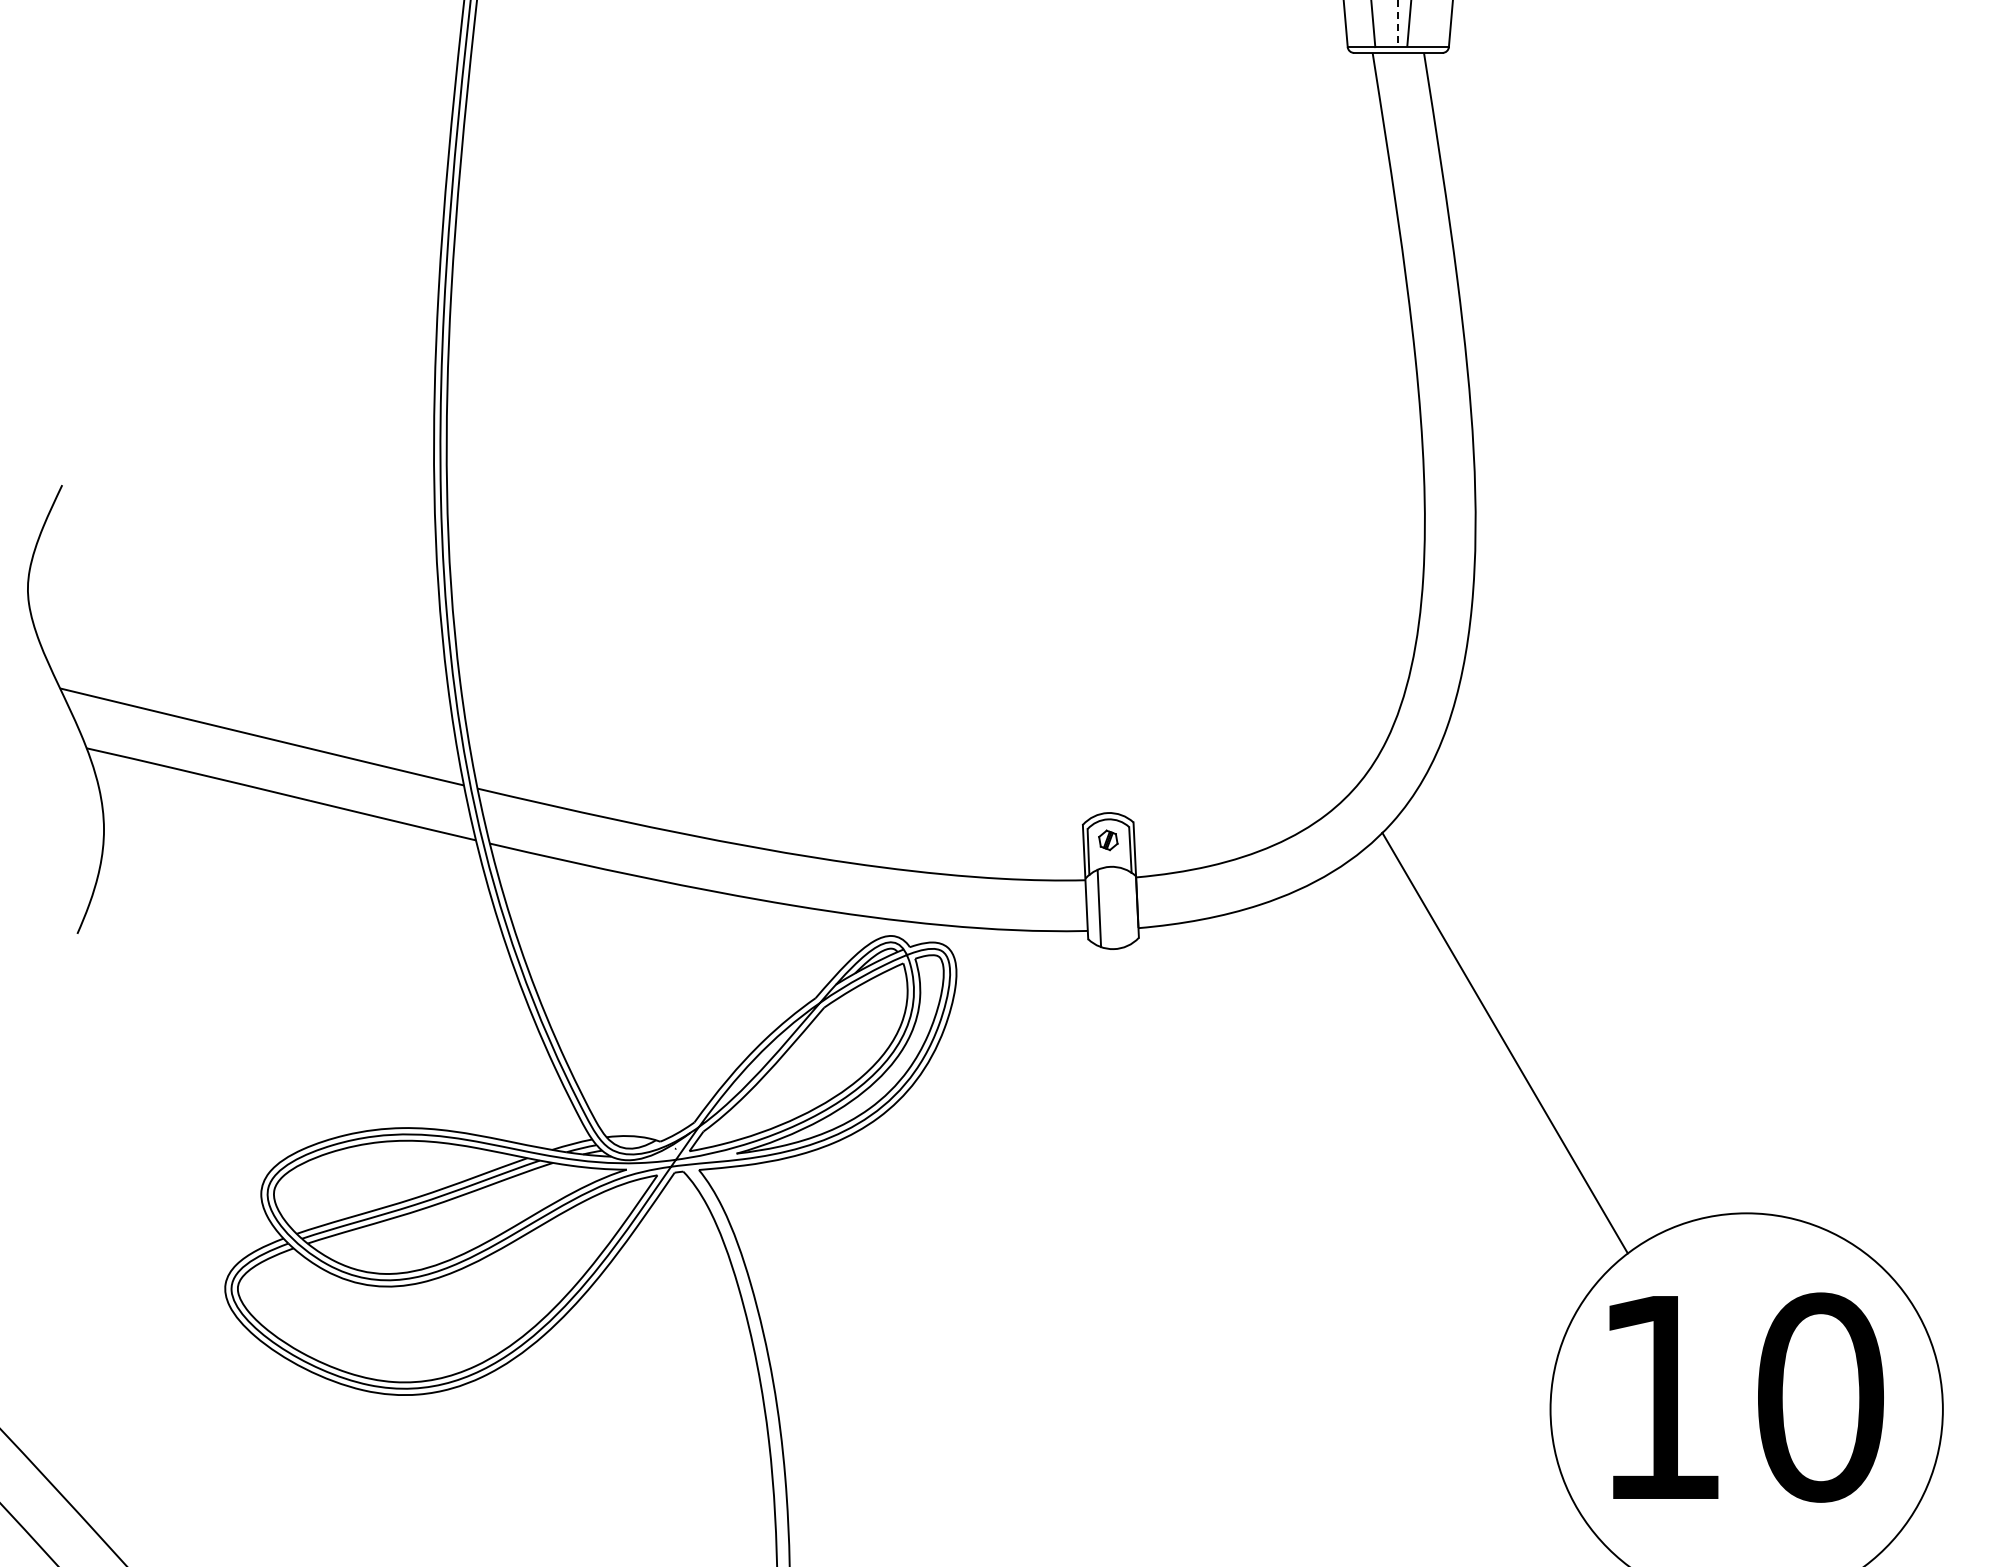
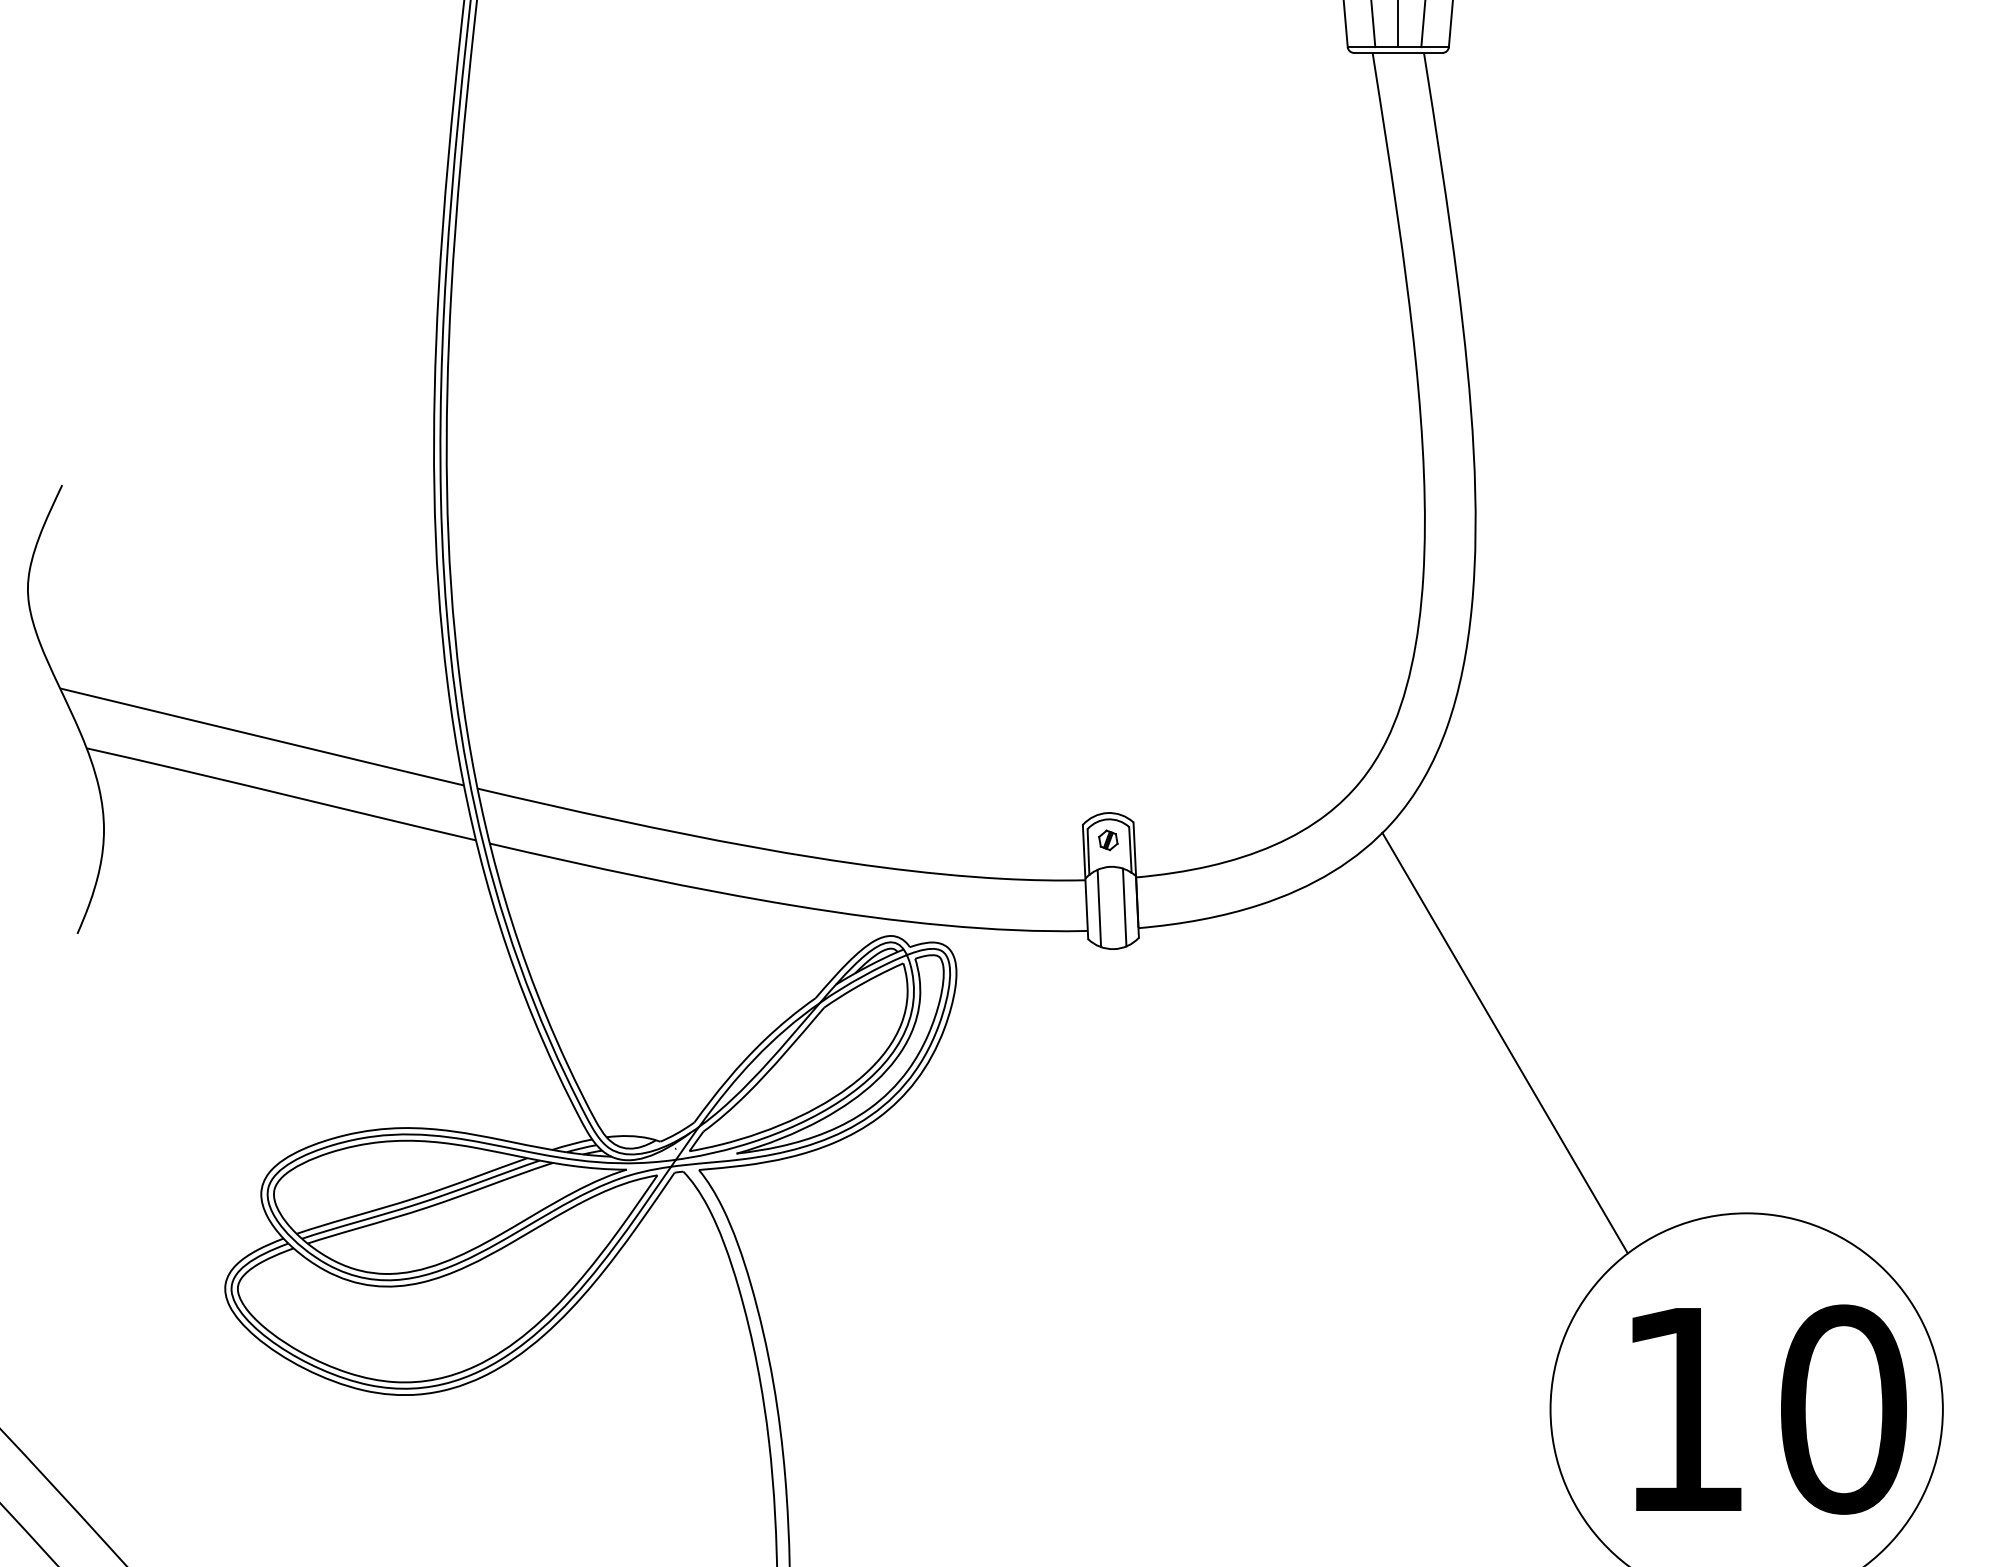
line: dashed -> solid (1398, 24)
line position: (1409, 24) -> (1423, 24) (1423, 24)
line: none -> present (1124, 907)
text position: (1746, 1397) -> (1769, 1409) (1769, 1409)
